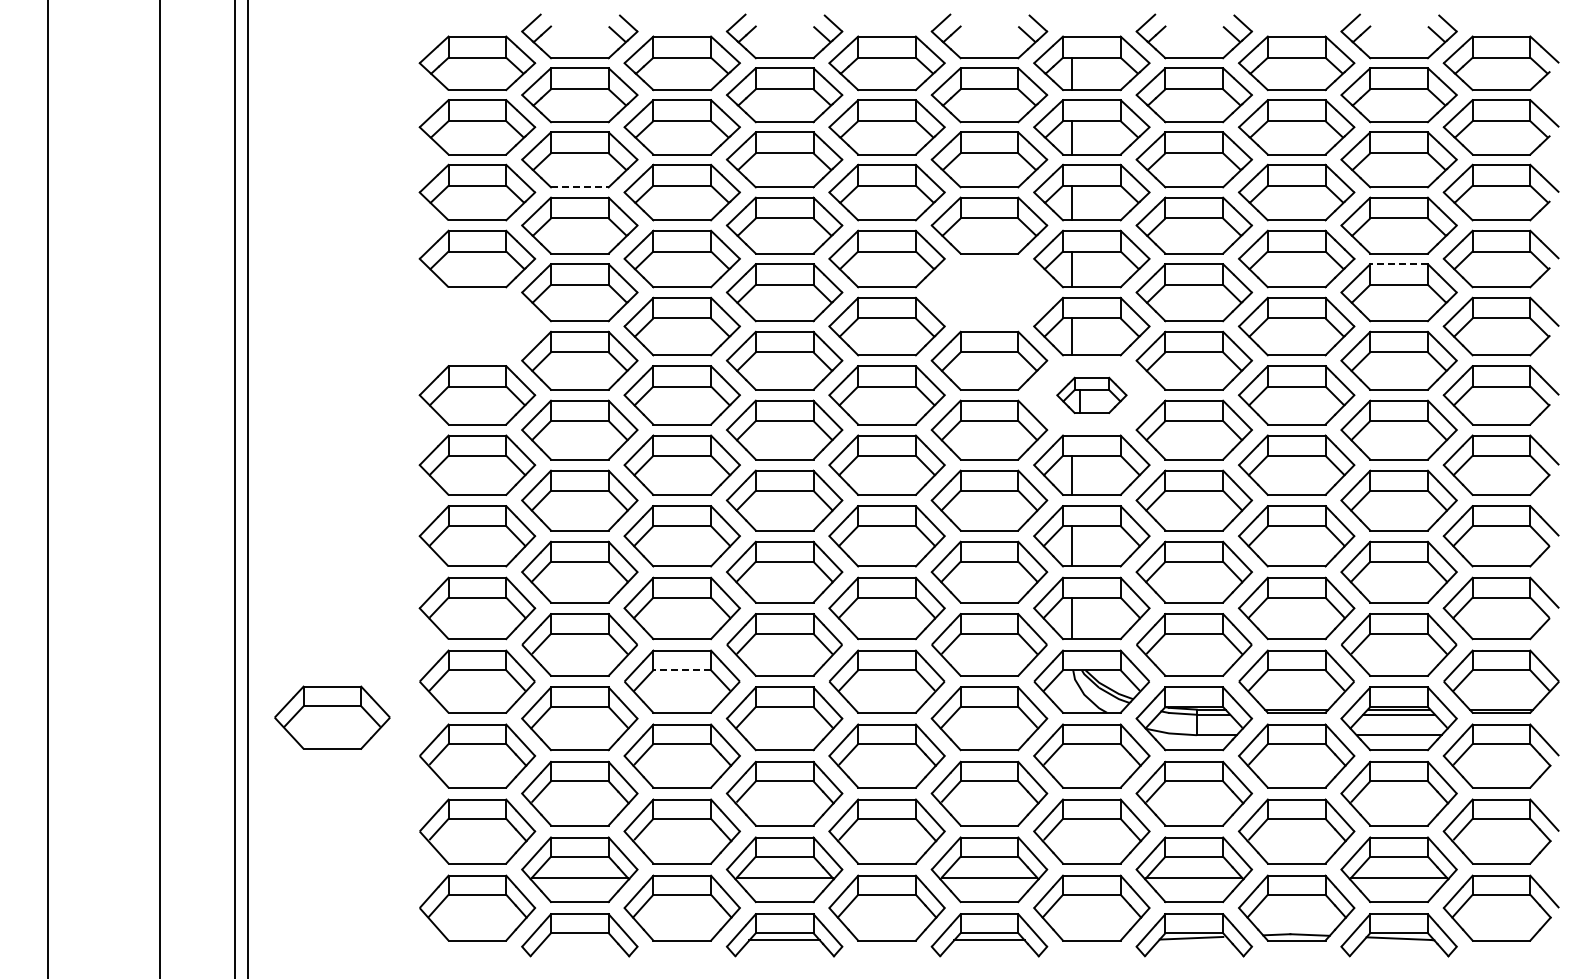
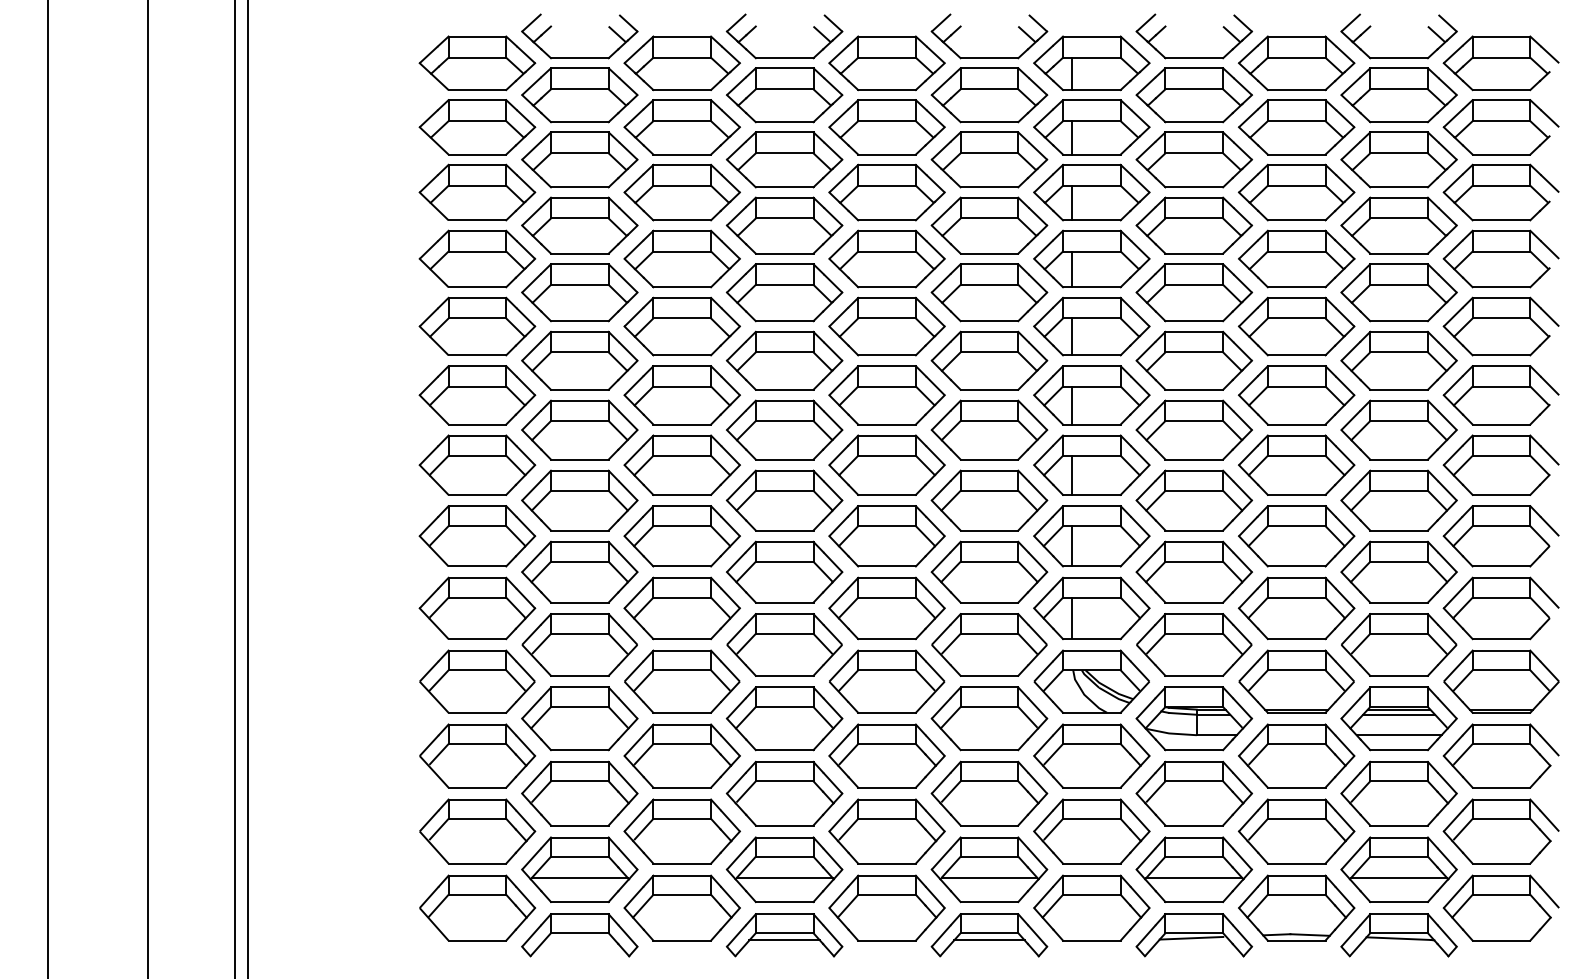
line: dashed -> solid (579, 187)
line: dashed -> solid (1399, 264)
part: none -> present (989, 292)
part: none -> present (477, 326)
part size: 72x38 px -> 118x61 px (1091, 395)
line position: (159, 488) -> (147, 488) (147, 488)
line: dashed -> solid (682, 670)
part: present -> none (332, 717)
